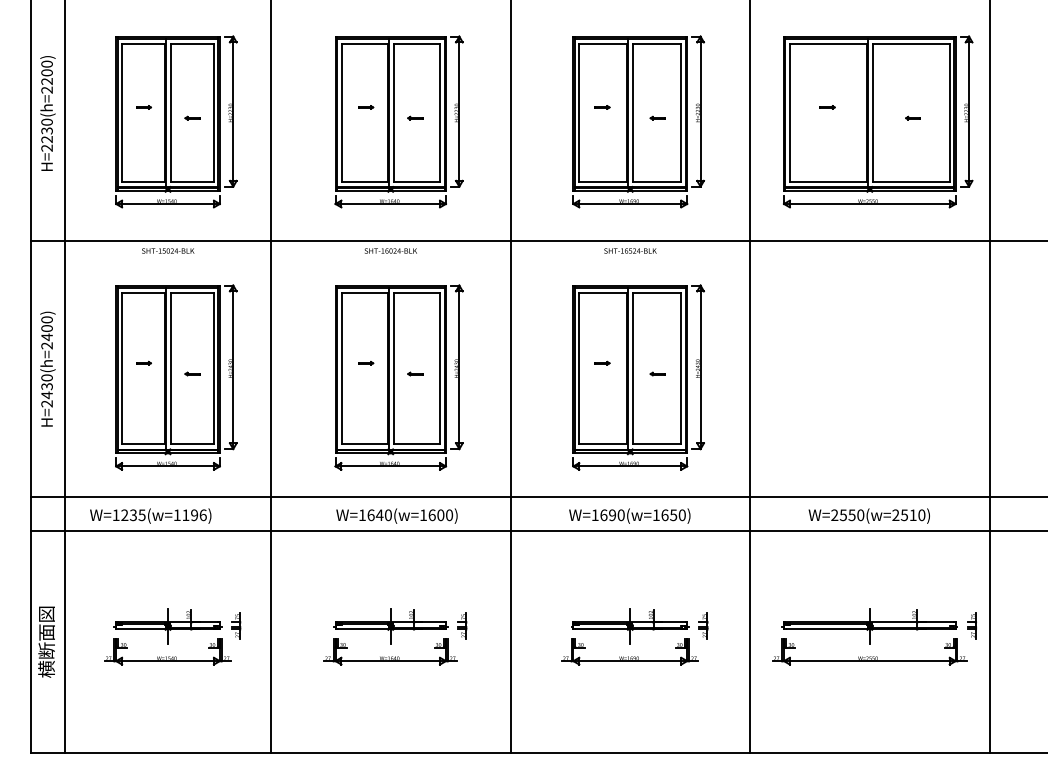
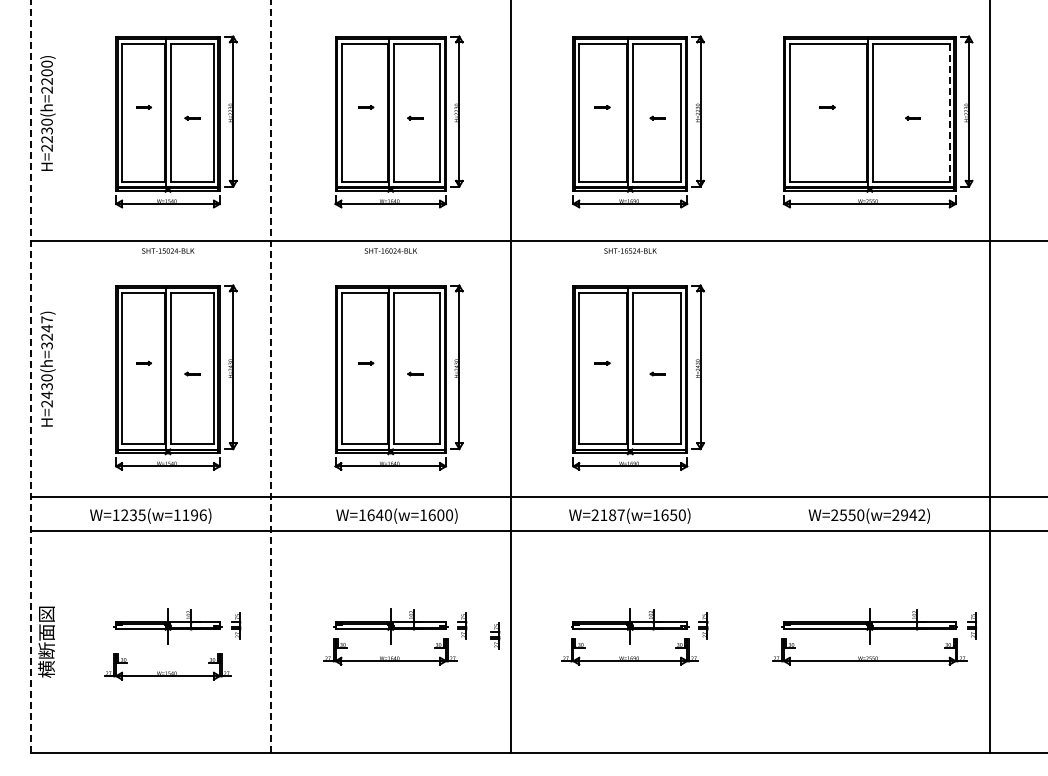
line: solid -> dashed (949, 113)
text: H=2430(h=2400) -> H=2430(h=3247) (46, 332)
line: solid -> dashed (31, 376)
line: solid -> dashed (270, 376)
line: present -> none (65, 377)
line: present -> none (750, 377)
text: W=1690(w=1650) -> W=2187(w=1650) (607, 515)
text: W=2550(w=2510) -> W=2550(w=2942) (912, 515)
part: none -> present (495, 635)
part position: (167, 651) -> (167, 666) (167, 666)
